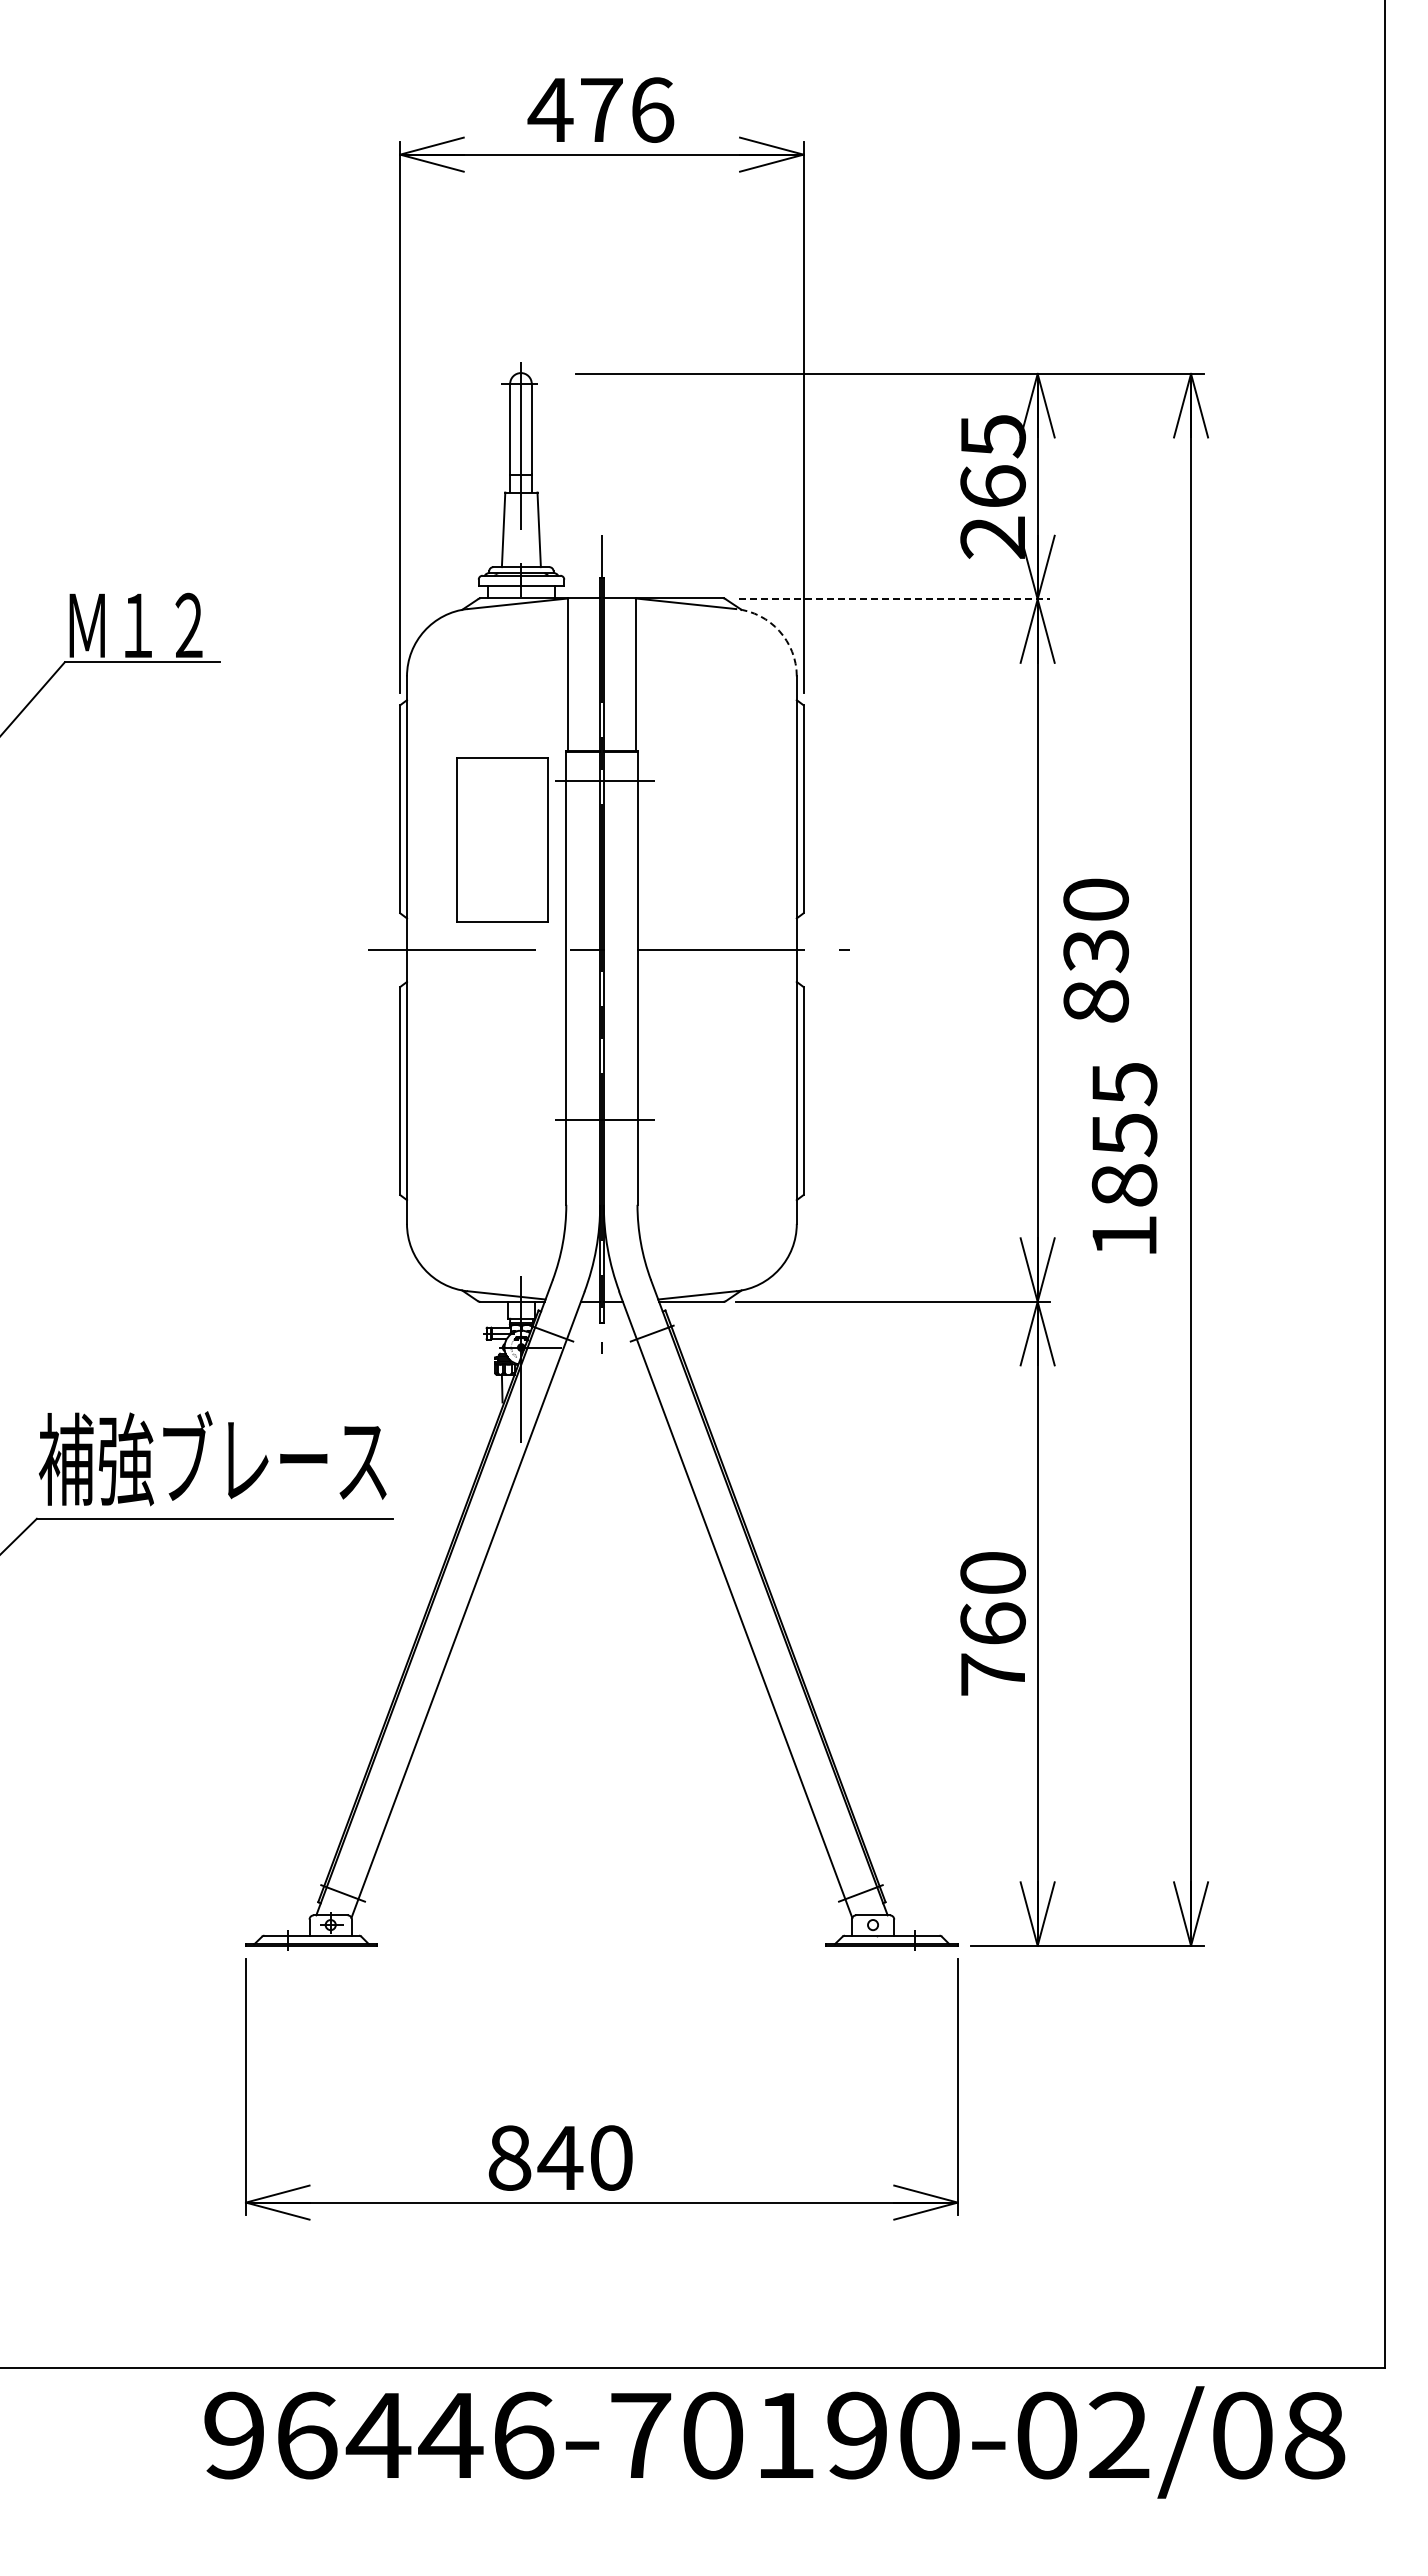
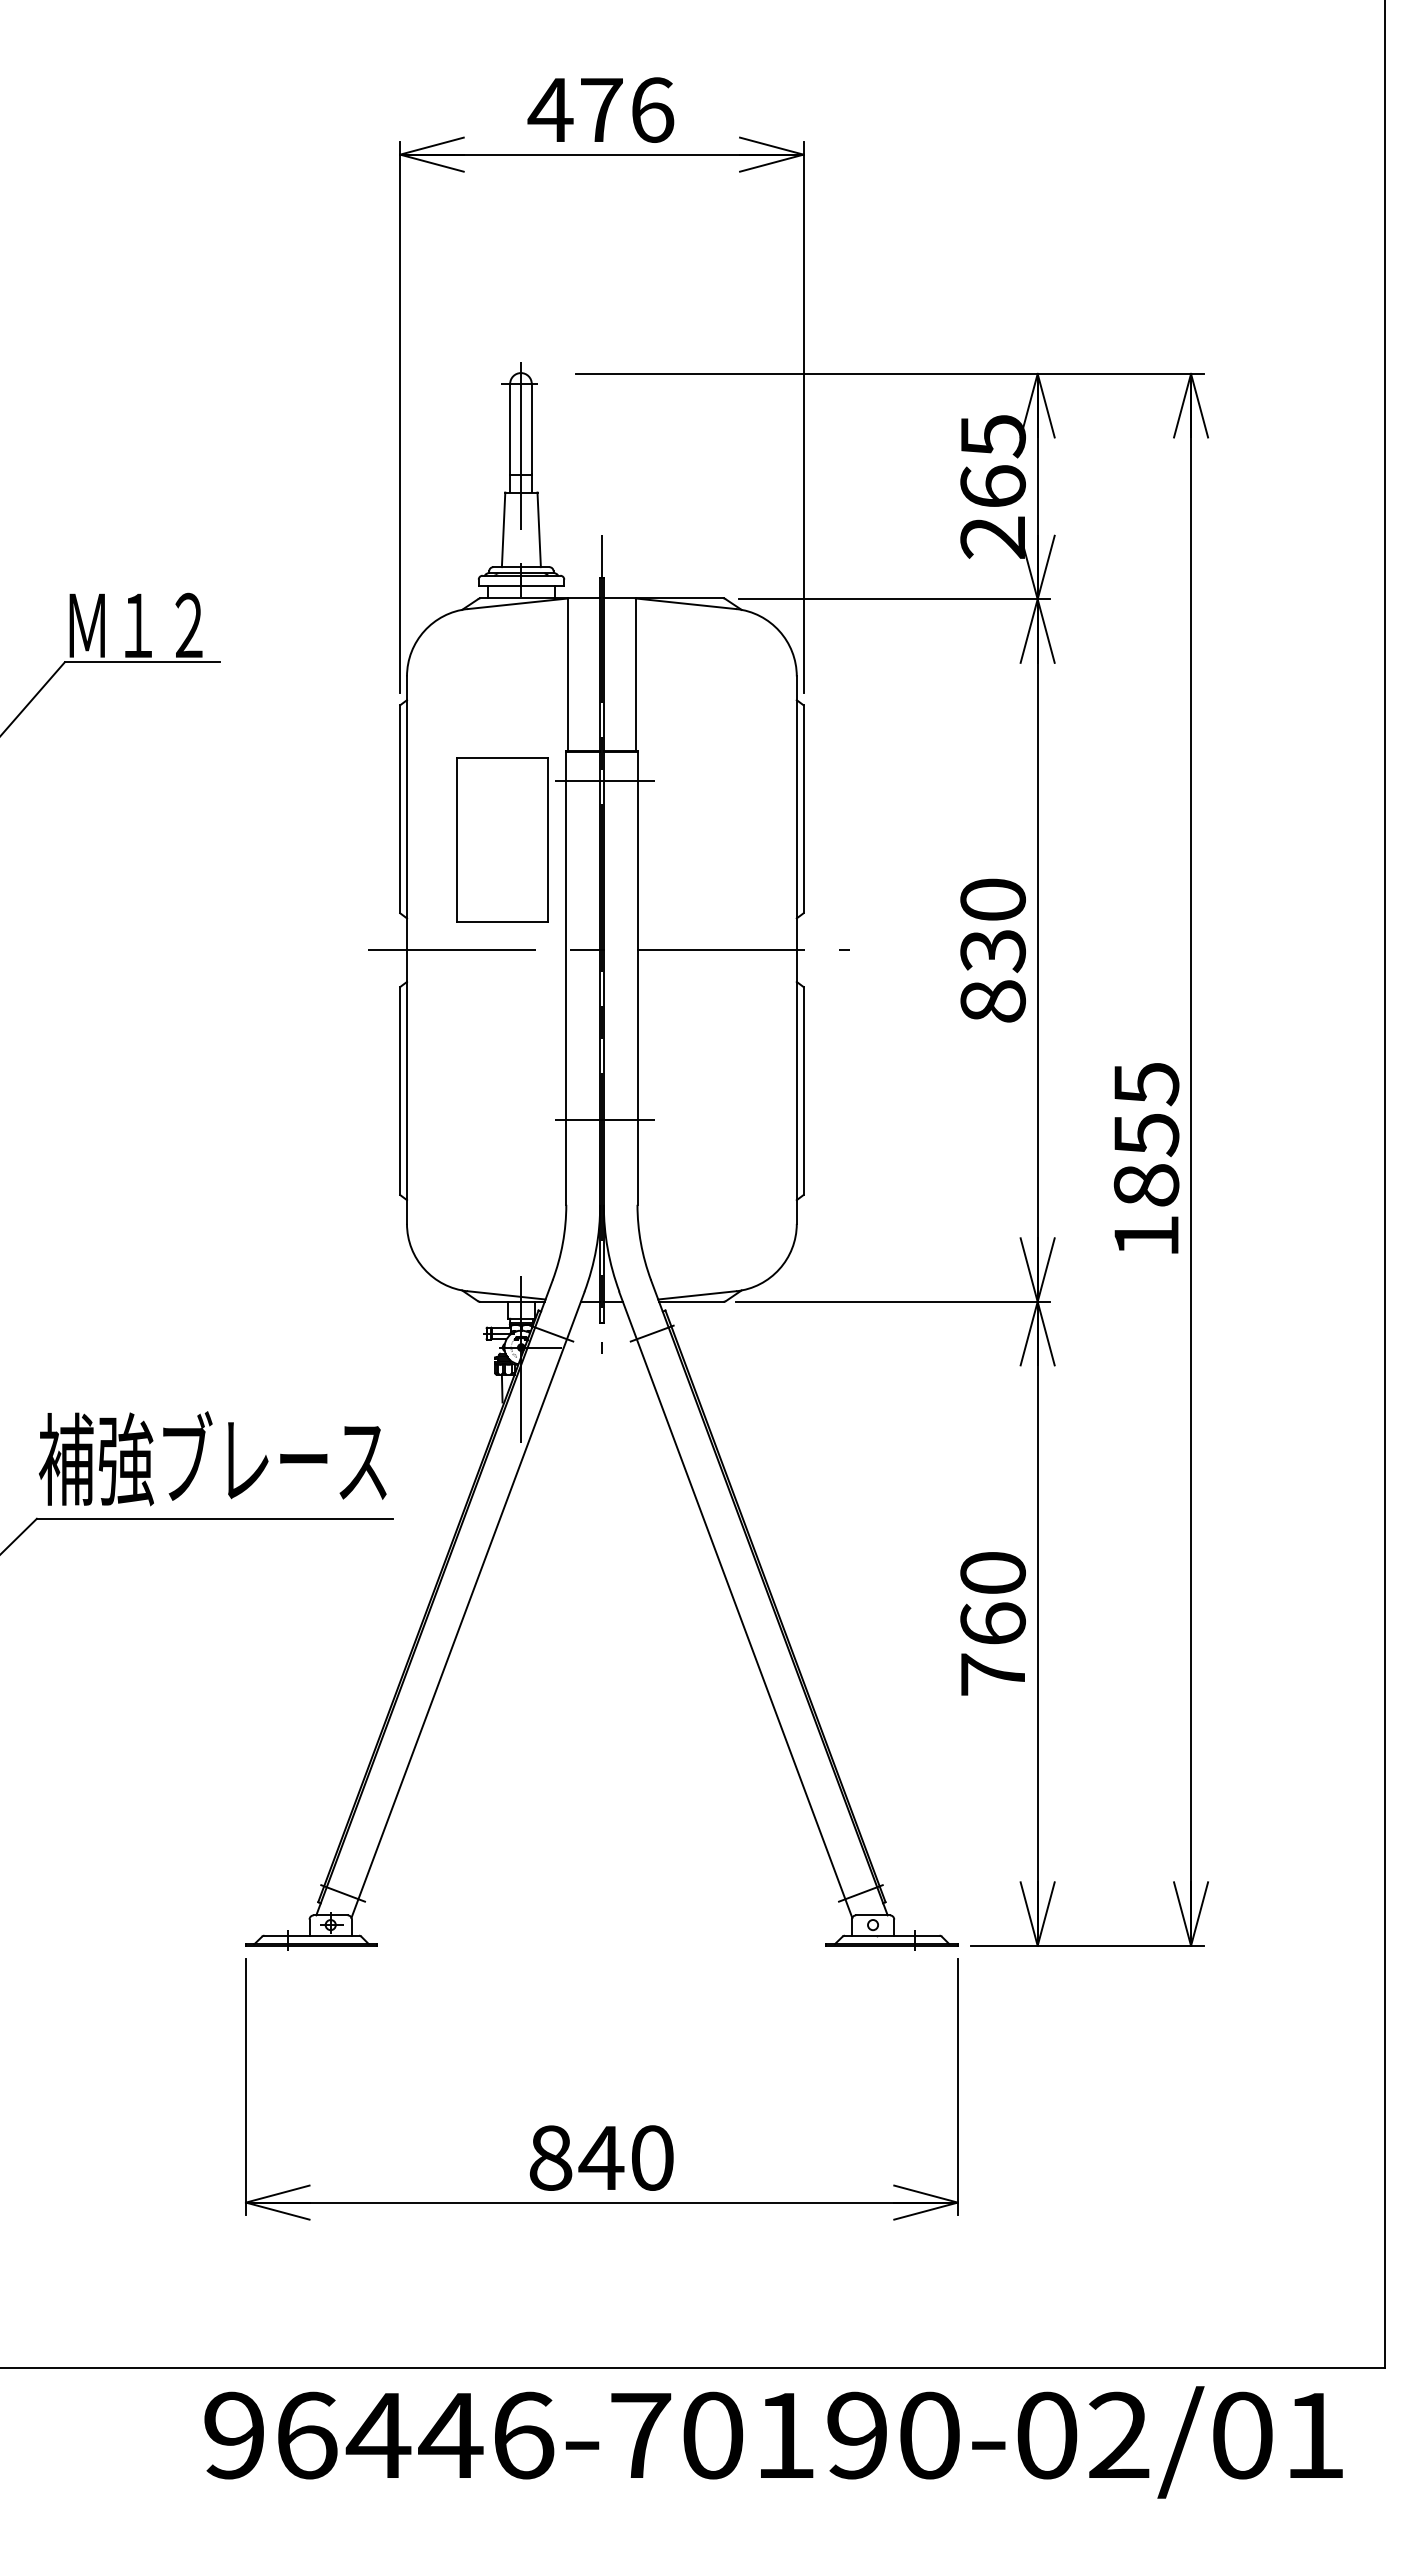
line: dashed -> solid (894, 599)
arc: dashed -> solid (779, 631)
text position: (1095, 950) -> (992, 950) (992, 950)
text position: (1124, 1158) -> (1146, 1158) (1146, 1158)
text position: (560, 2157) -> (601, 2157) (601, 2157)
text: 96446-70190-02/08 -> 96446-70190-02/01 (1315, 2435)
